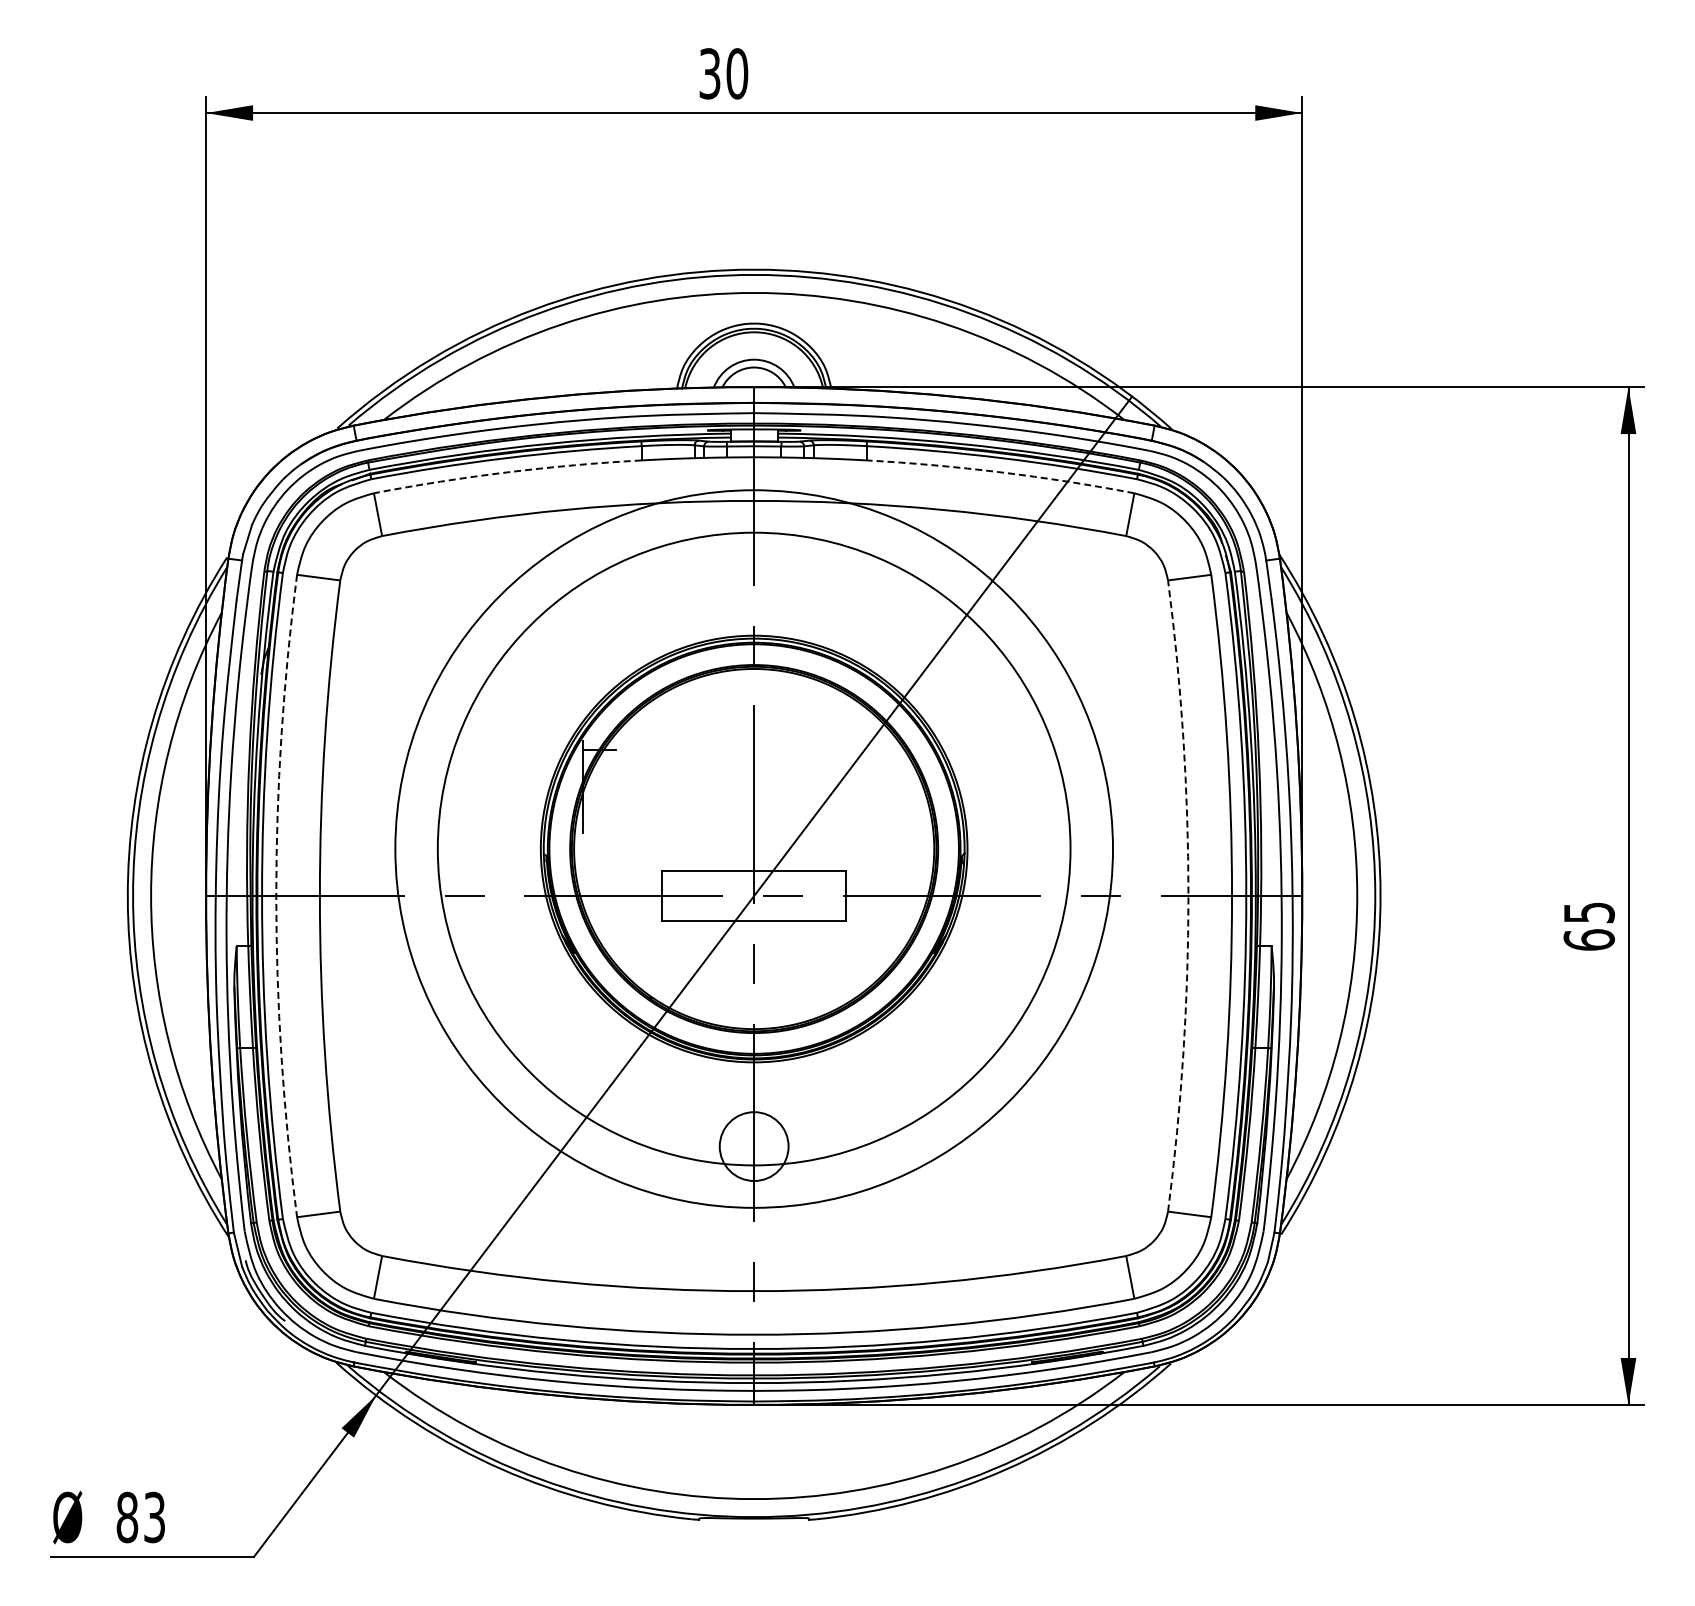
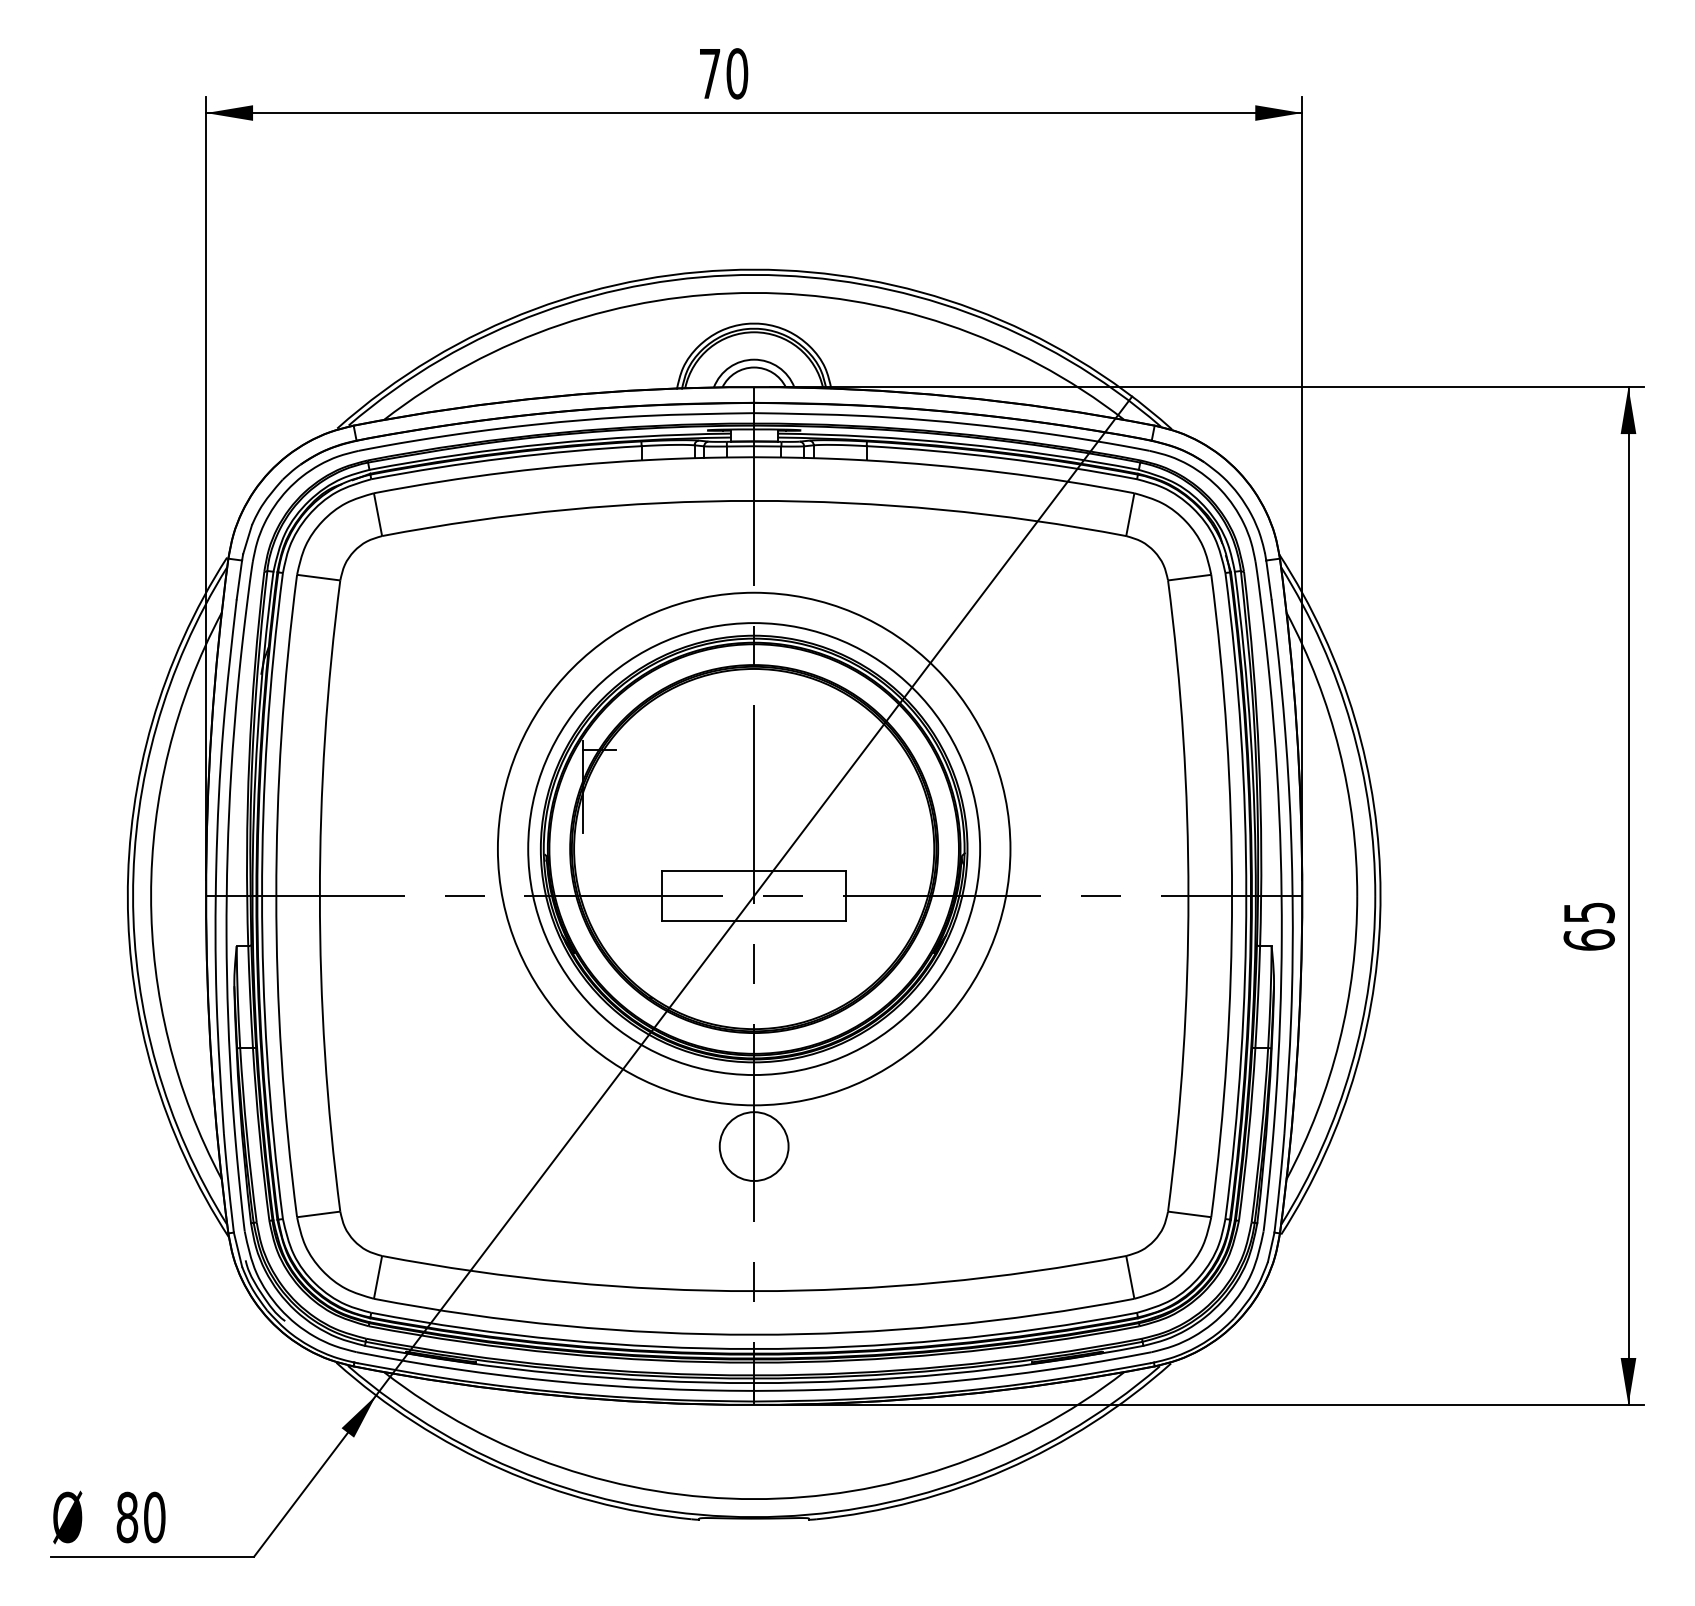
text: 30 -> 70 (709, 73)
arc: dashed -> solid (507, 472)
arc: dashed -> solid (1001, 472)
circle diameter: 633 px -> 452 px (754, 849)
circle diameter: 718 px -> 513 px (753, 848)
arc: dashed -> solid (276, 896)
arc: dashed -> solid (1188, 896)
text: 83 -> 80 (154, 1517)
